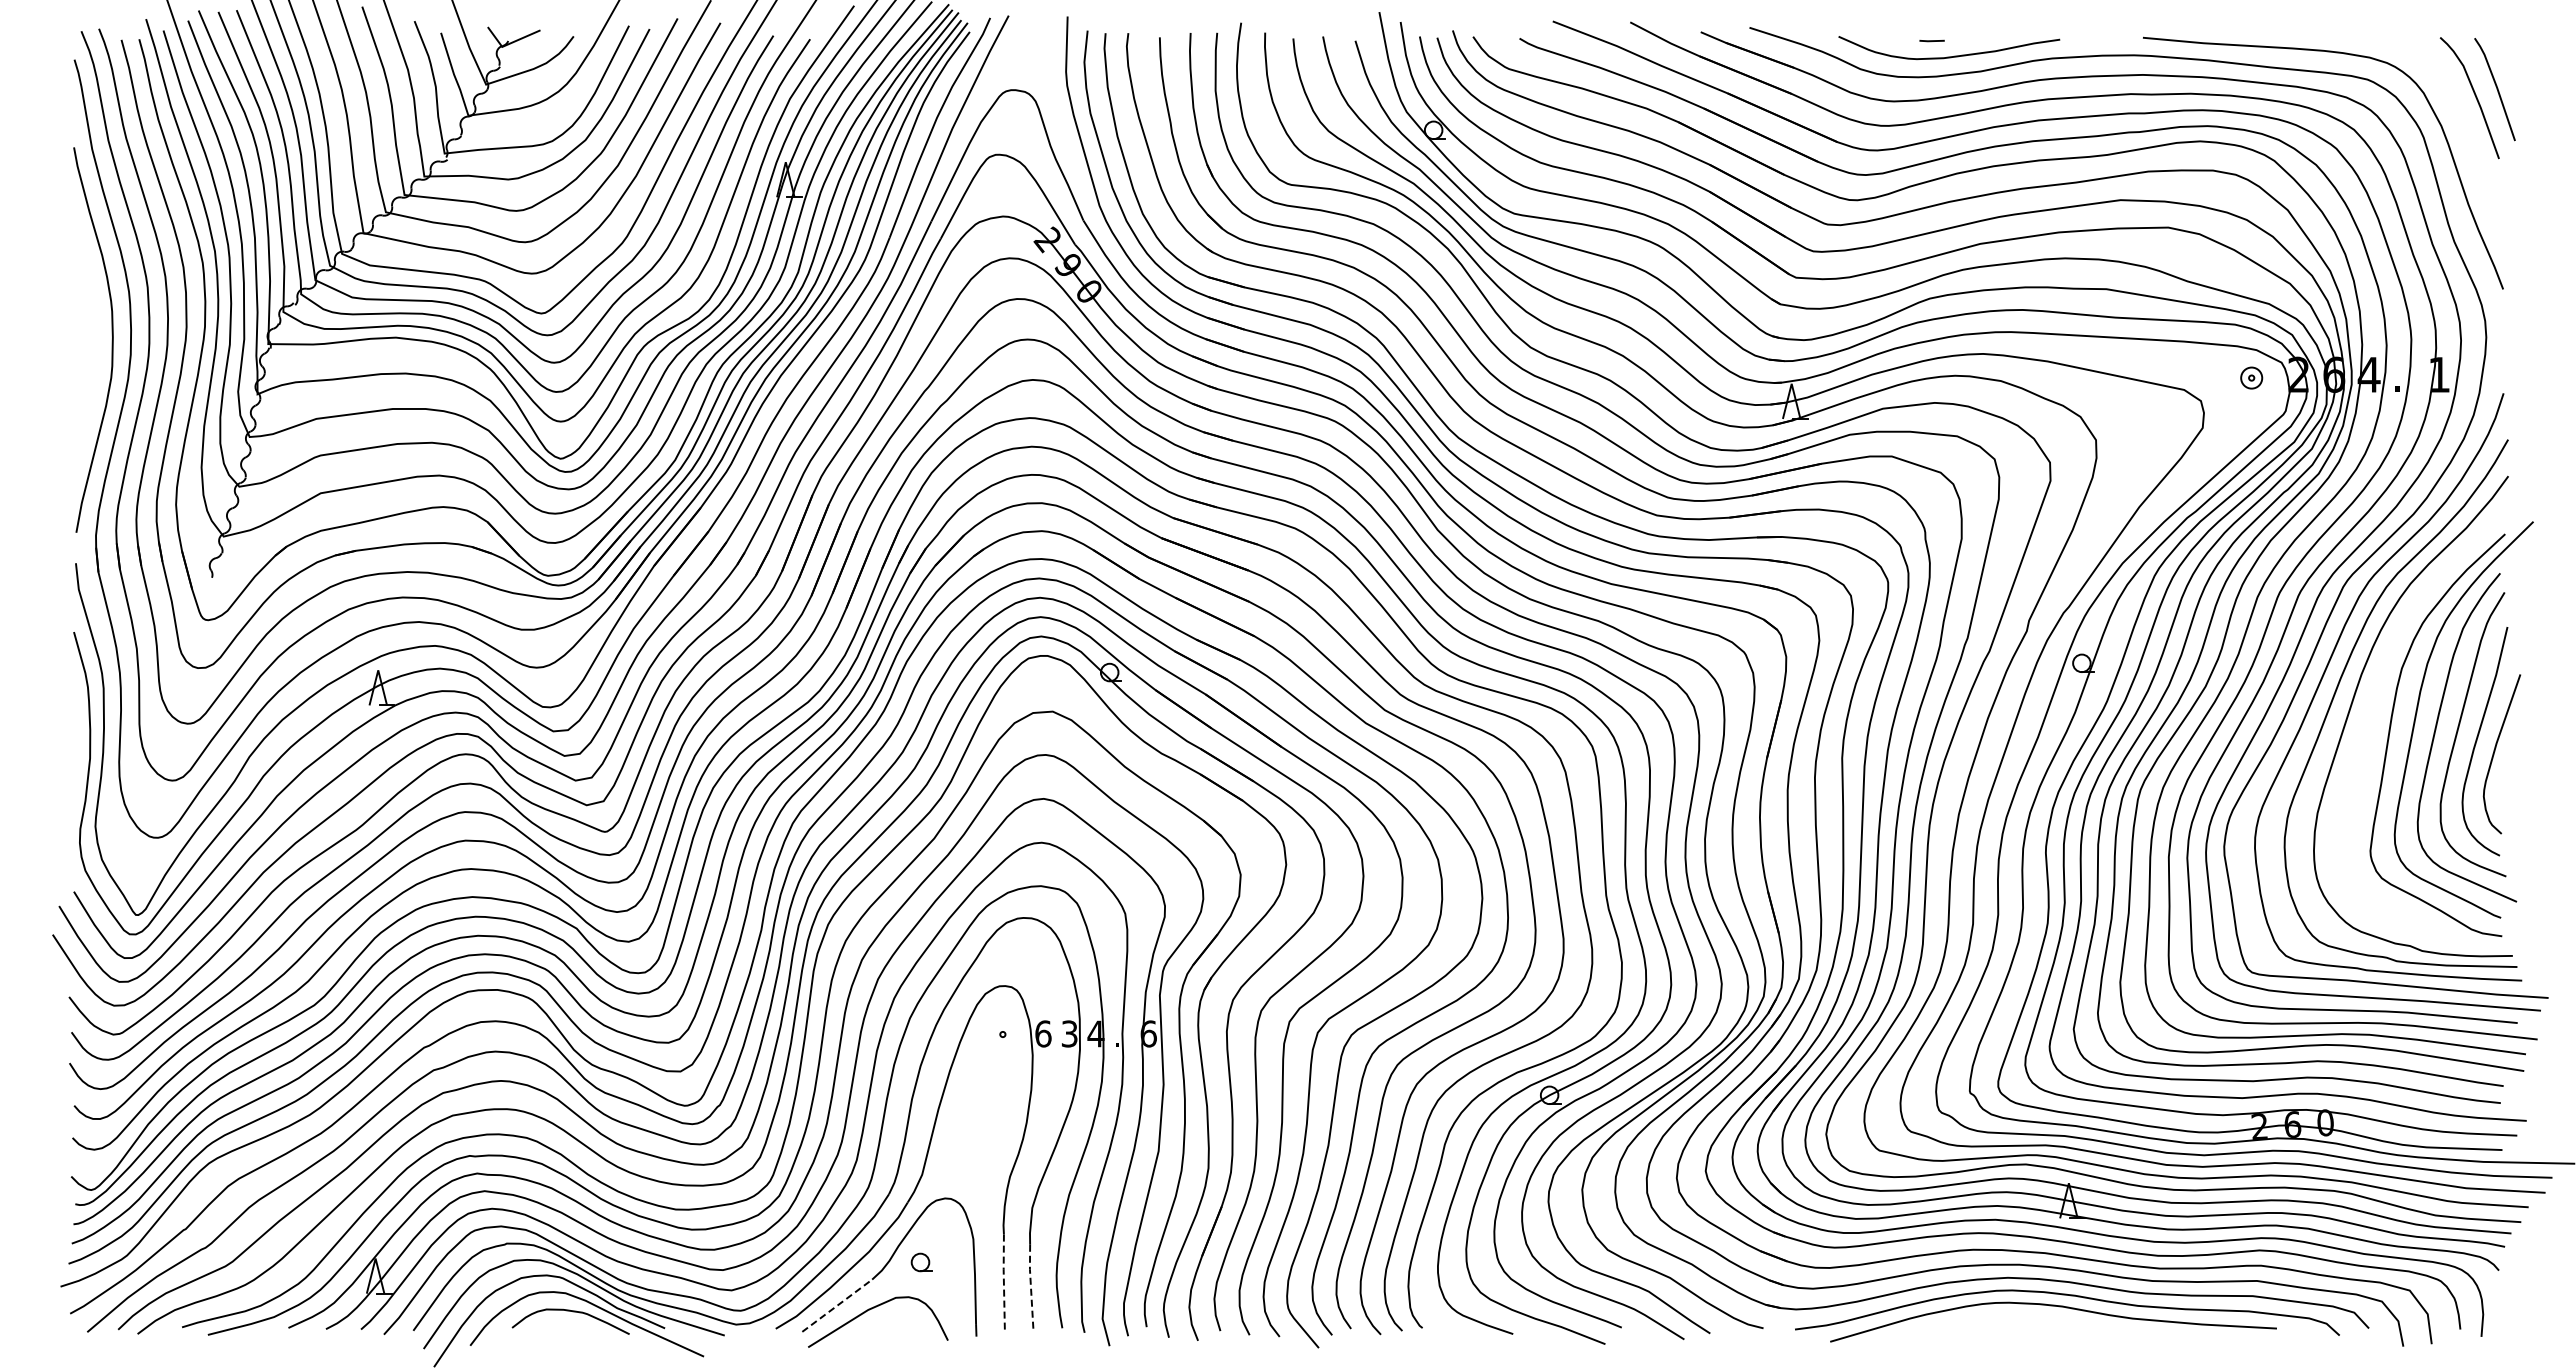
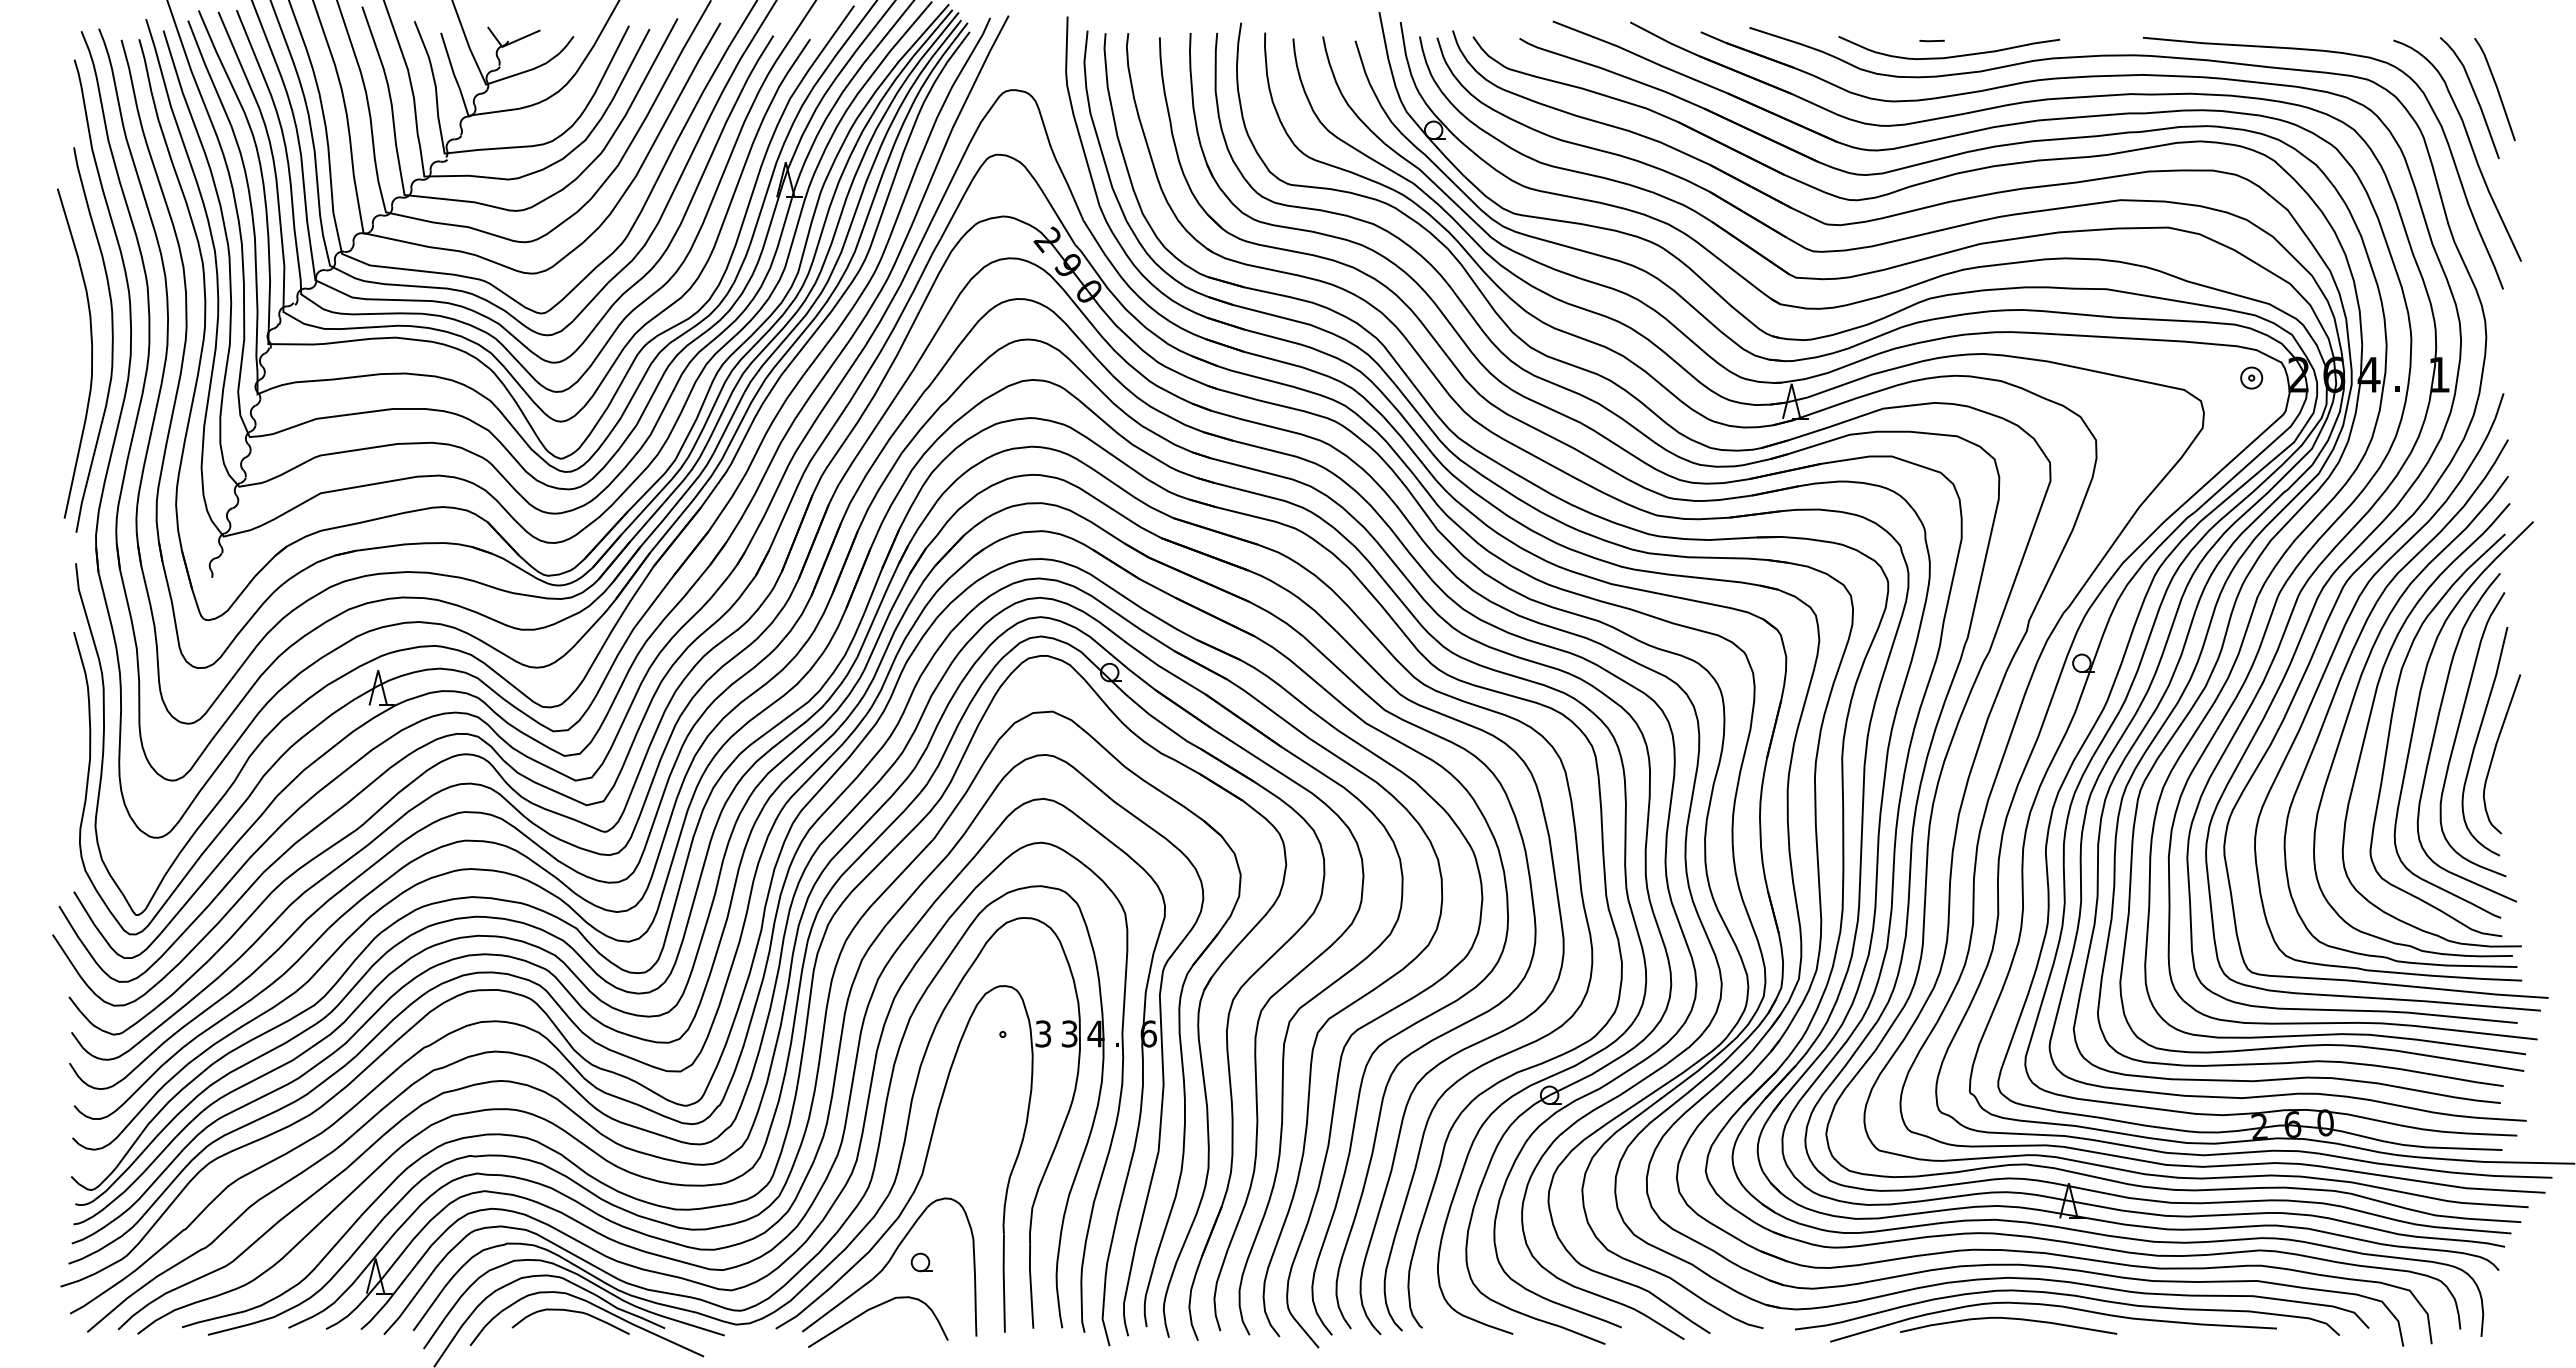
curve: none -> present (2469, 144)
curve: none -> present (91, 353)
curve: none -> present (2371, 715)
text: 6 -> 3 (1043, 1033)
line: dashed -> solid (1003, 1282)
line: dashed -> solid (1030, 1286)
line: dashed -> solid (837, 1305)
curve: none -> present (2008, 1319)
